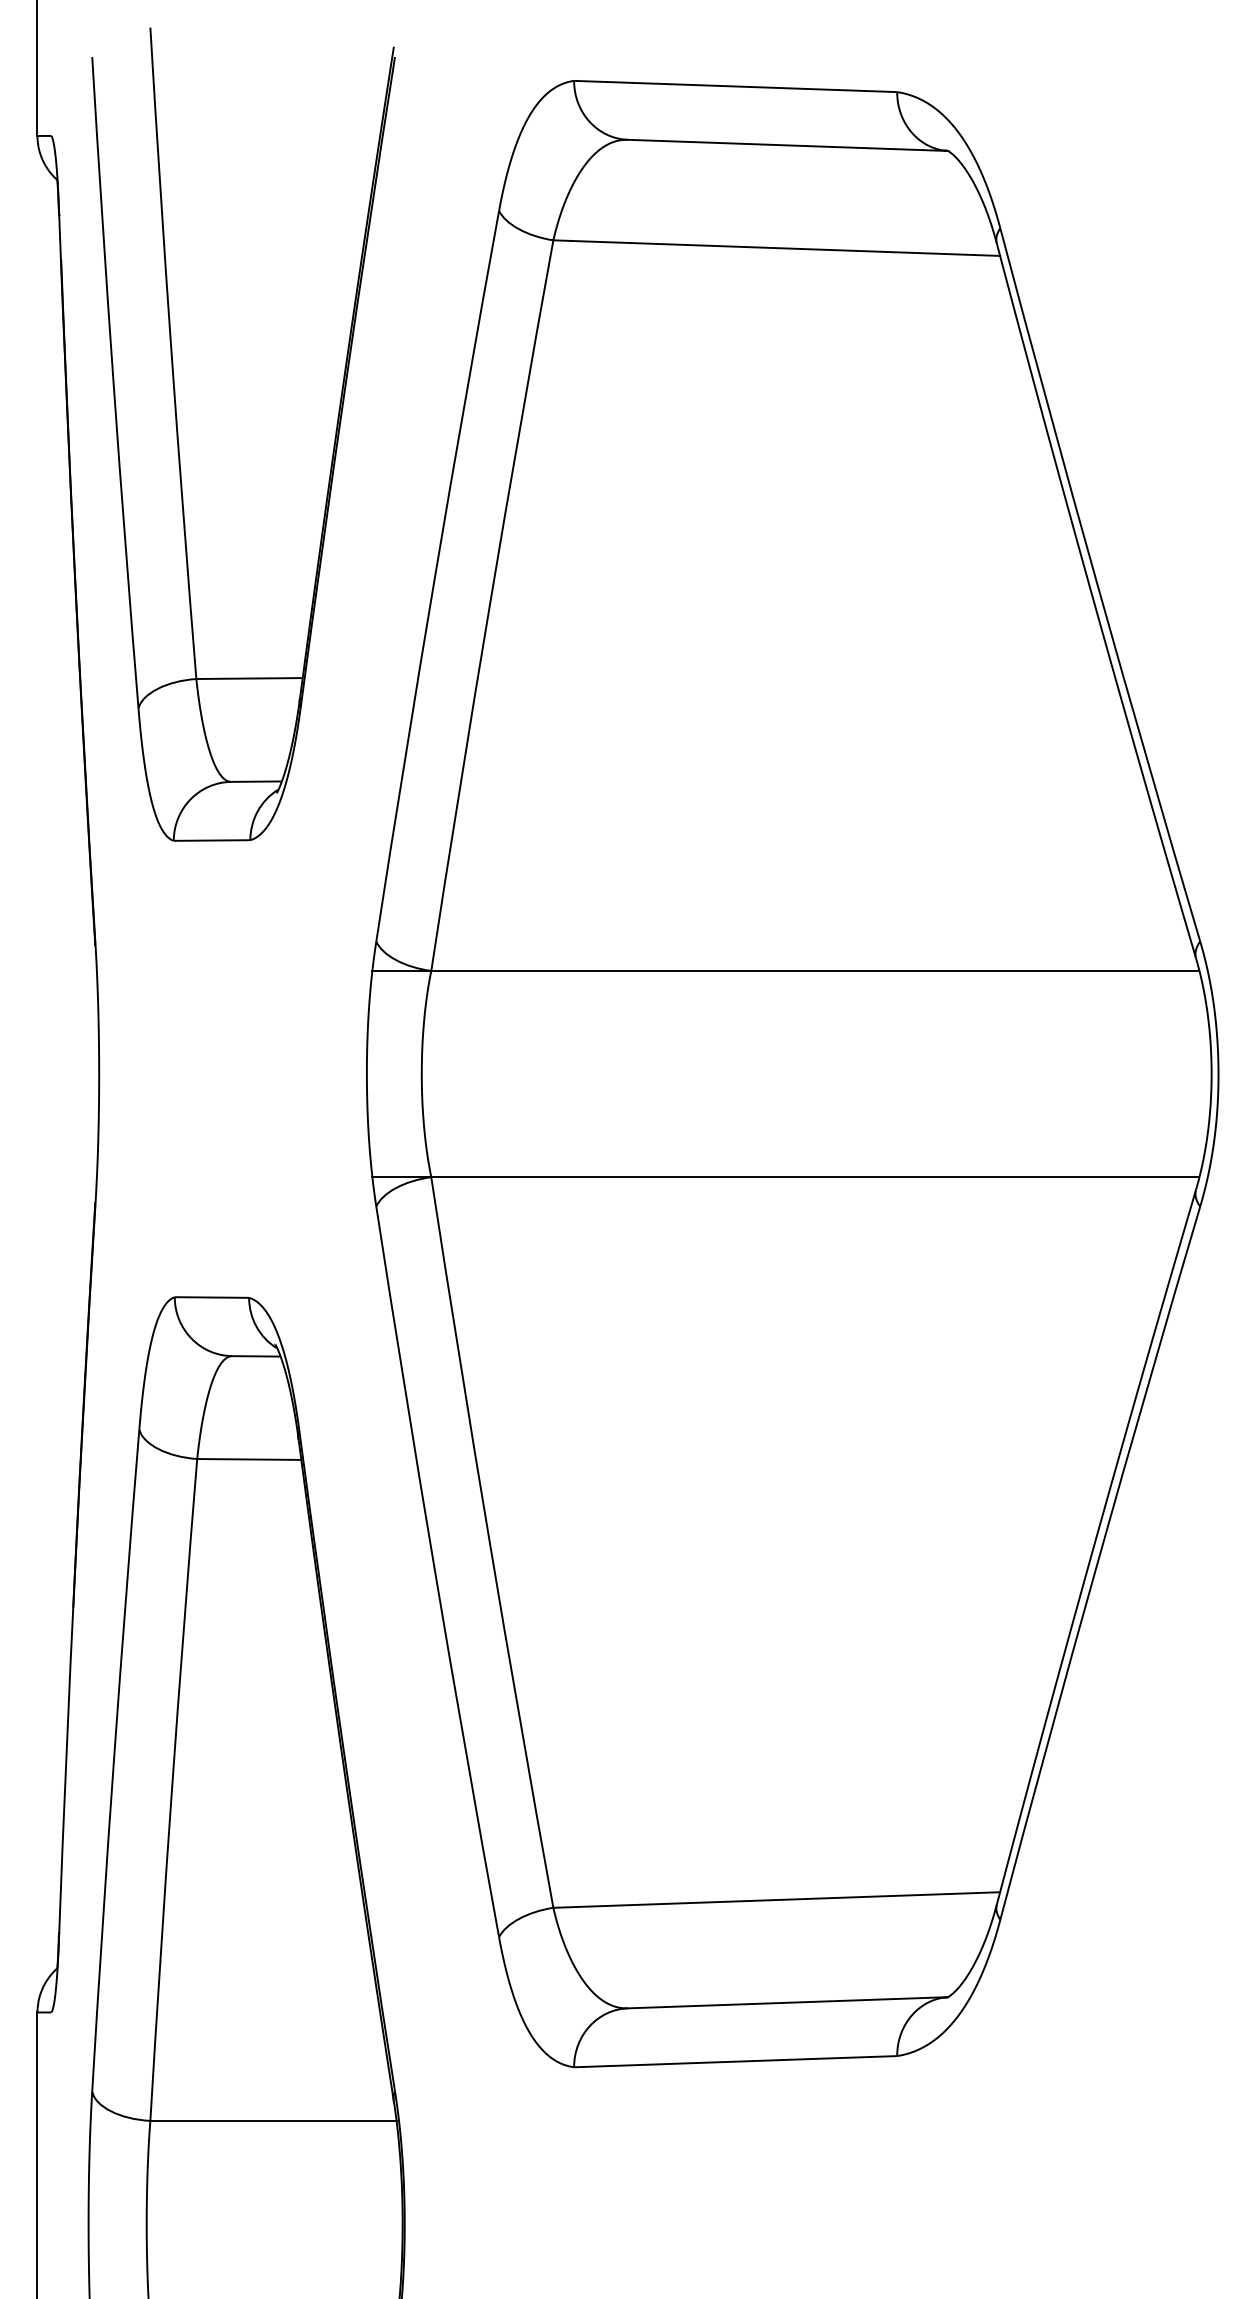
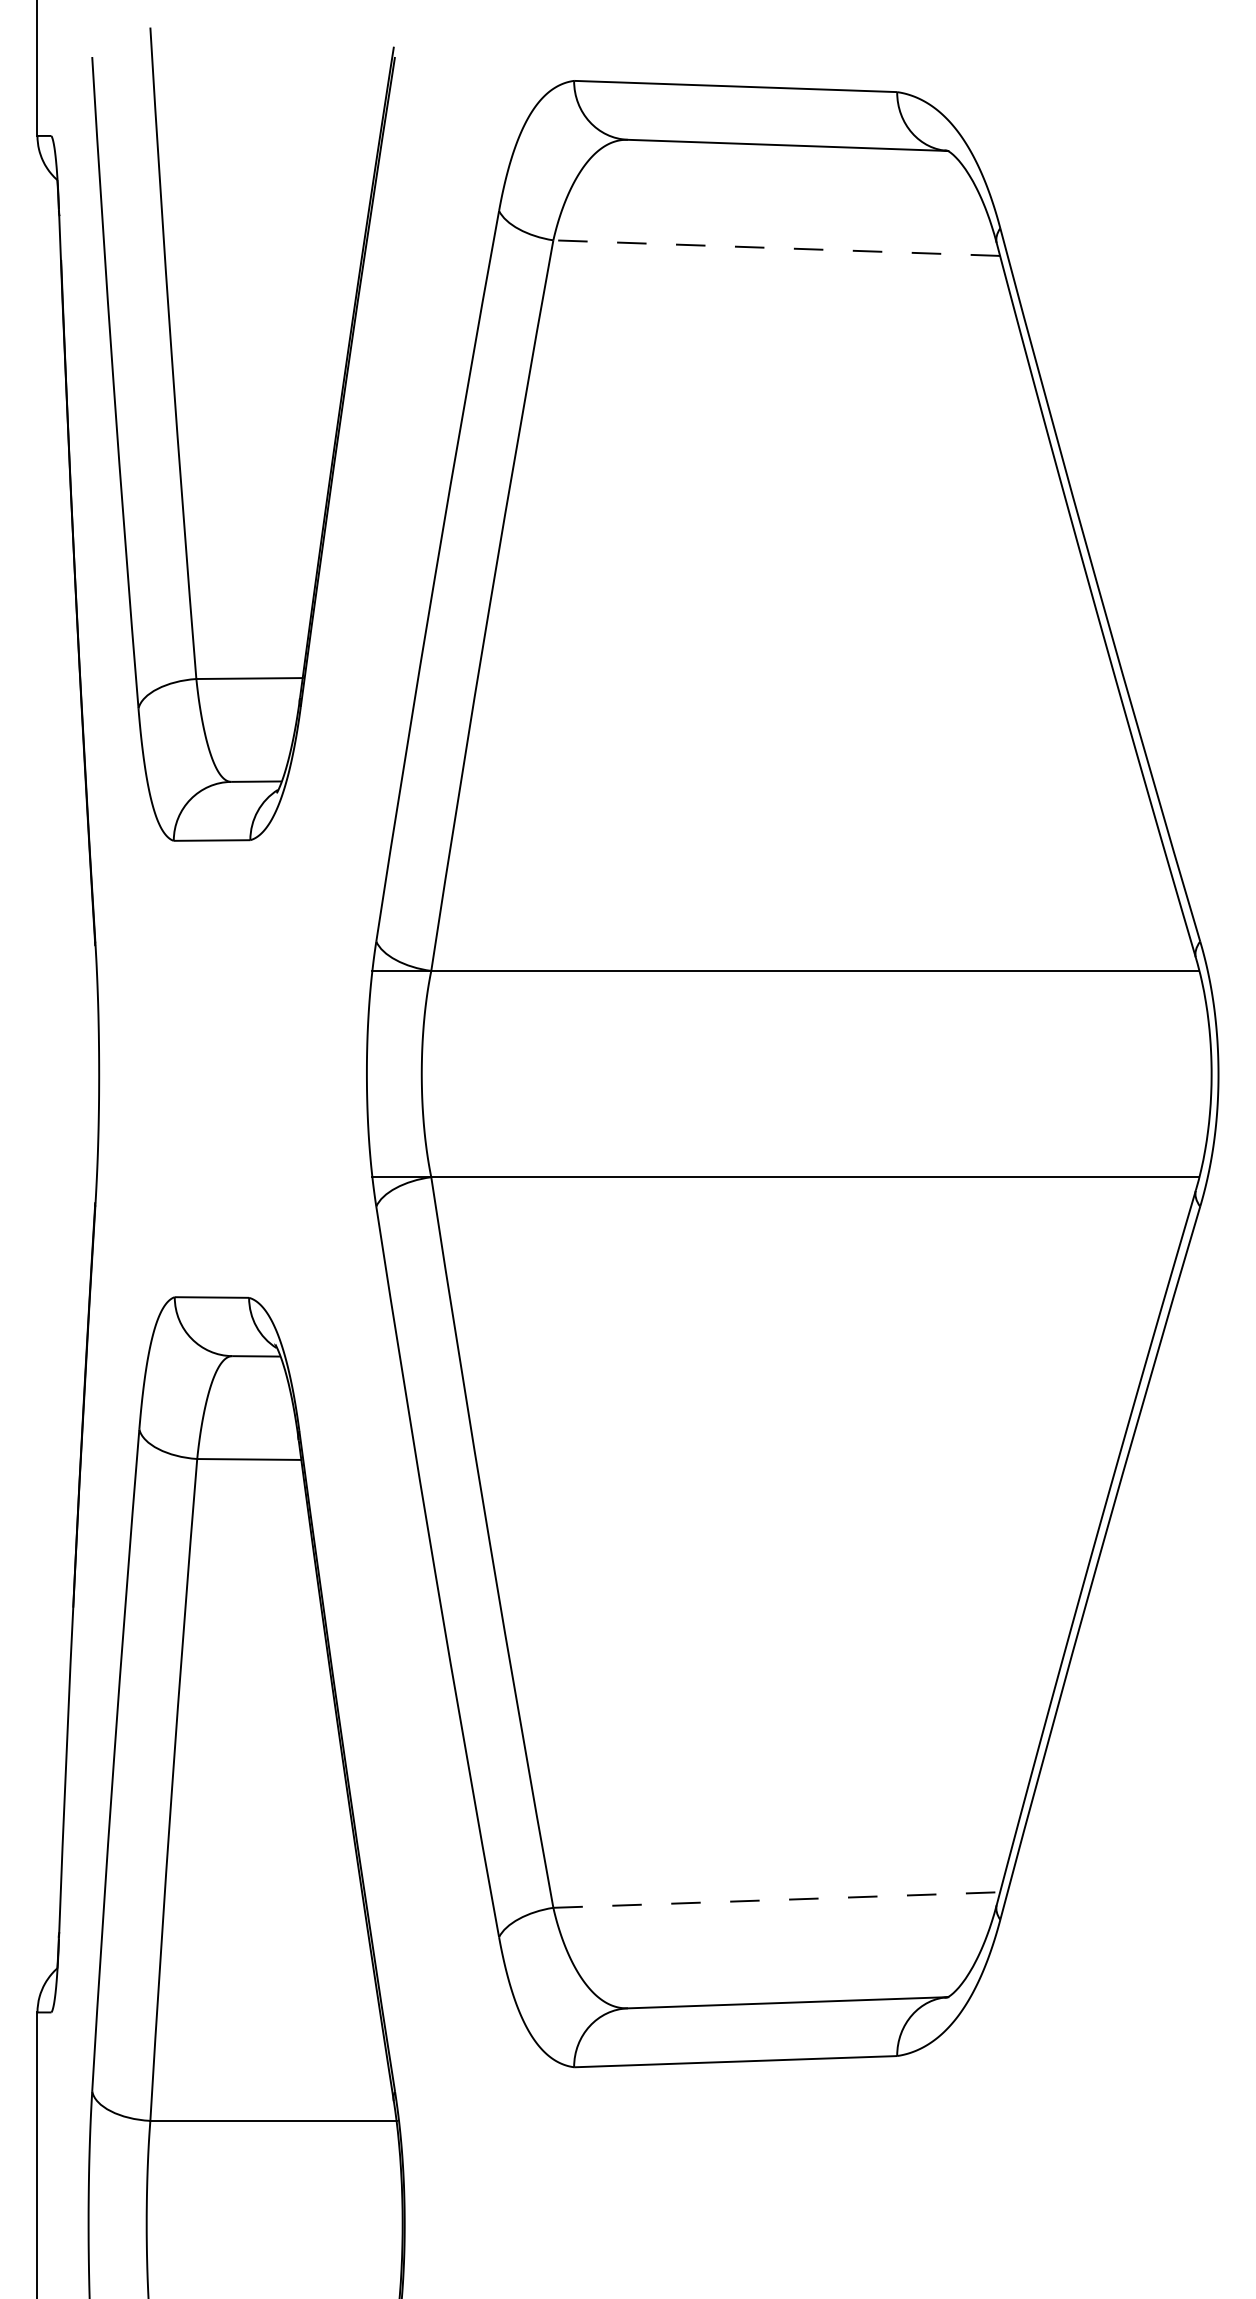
line: solid -> dashed (776, 248)
line: solid -> dashed (776, 1900)
